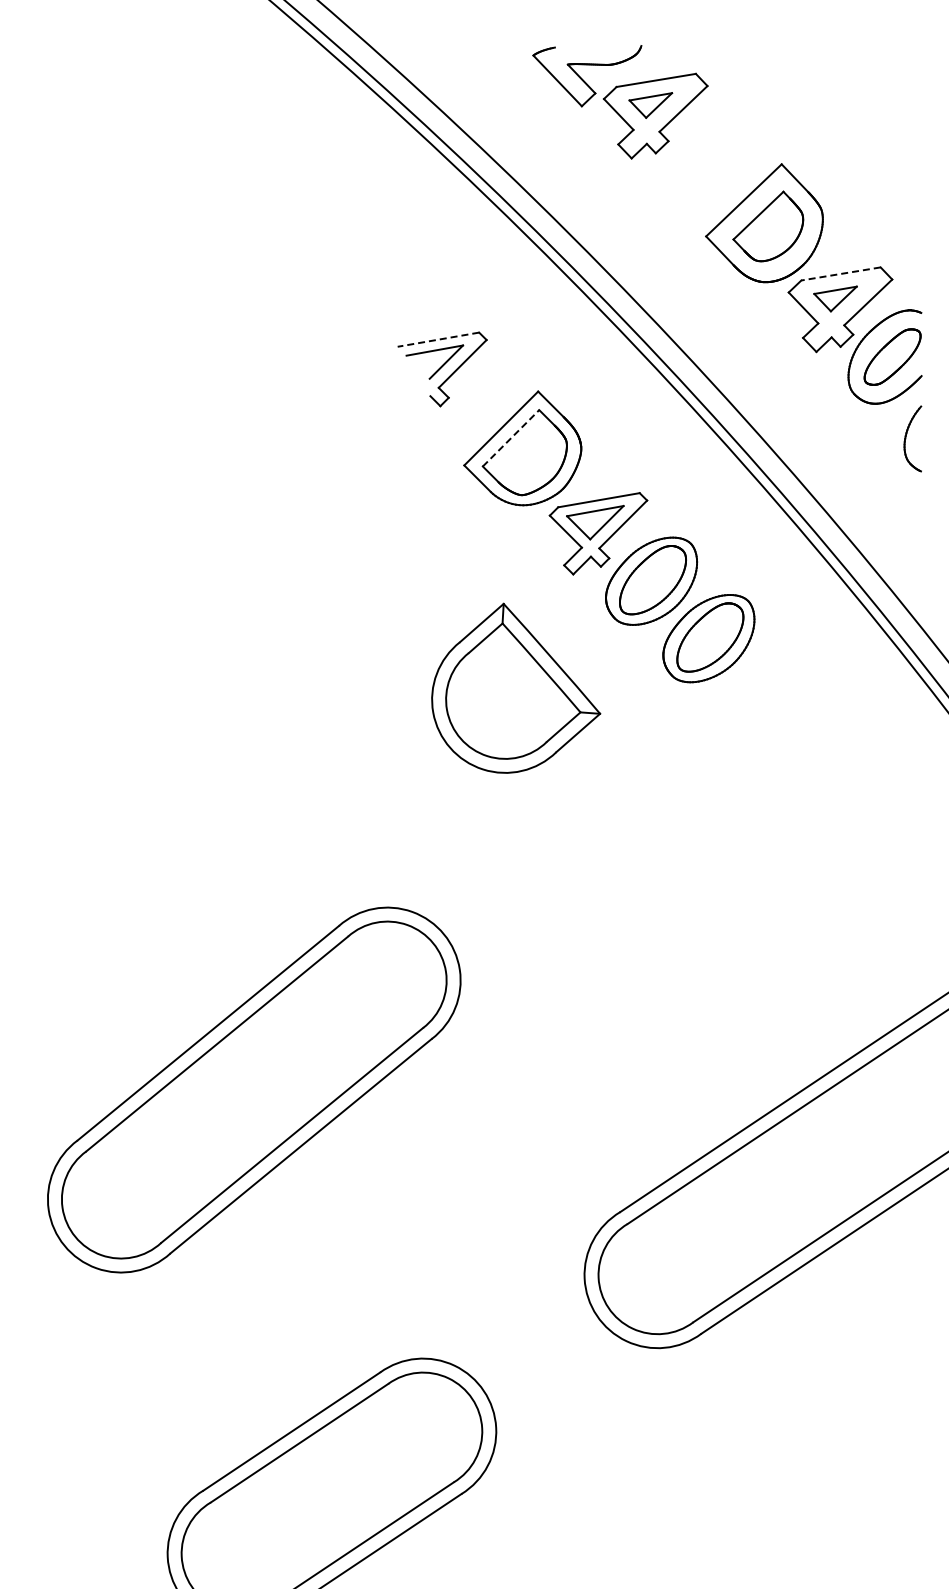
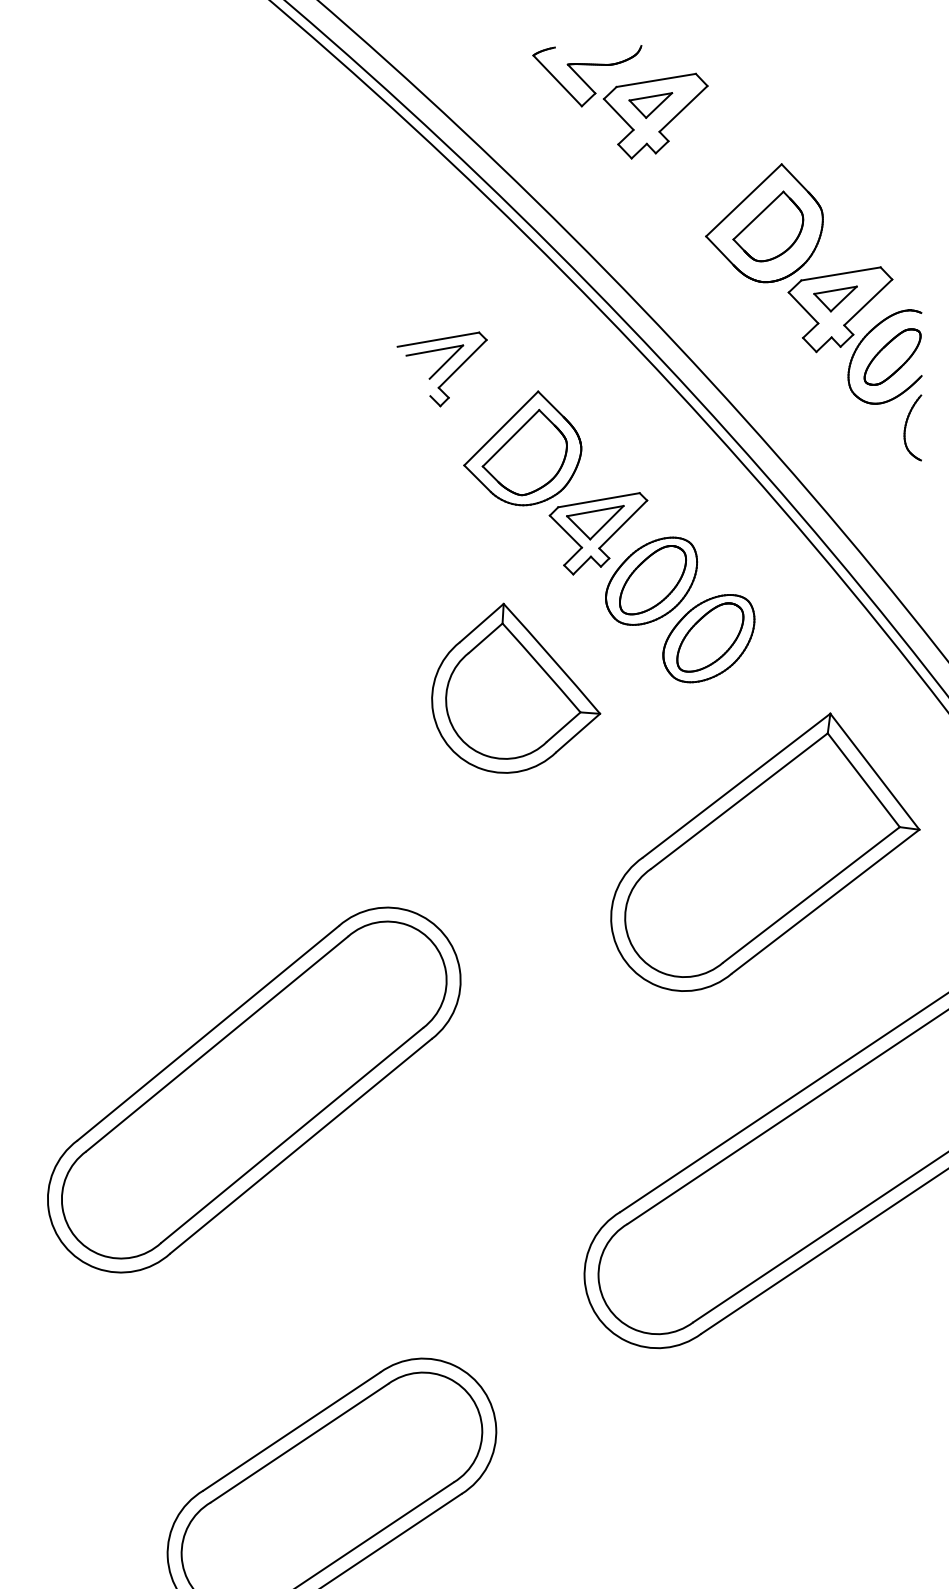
line: dashed -> solid (840, 274)
line: dashed -> solid (437, 339)
line: dashed -> solid (511, 438)
part position: (912, 438) -> (912, 427) (912, 427)
part: none -> present (765, 851)
